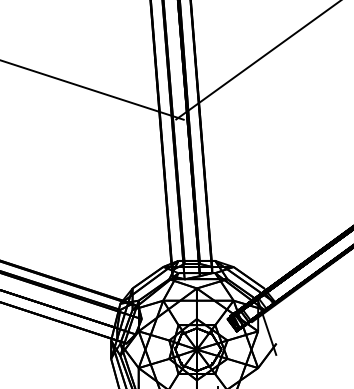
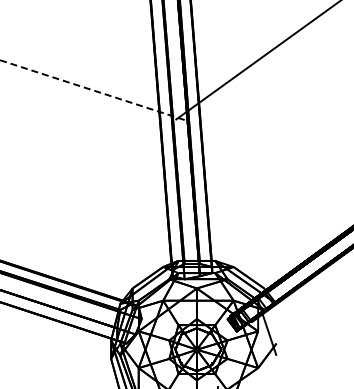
line: solid -> dashed (92, 90)
